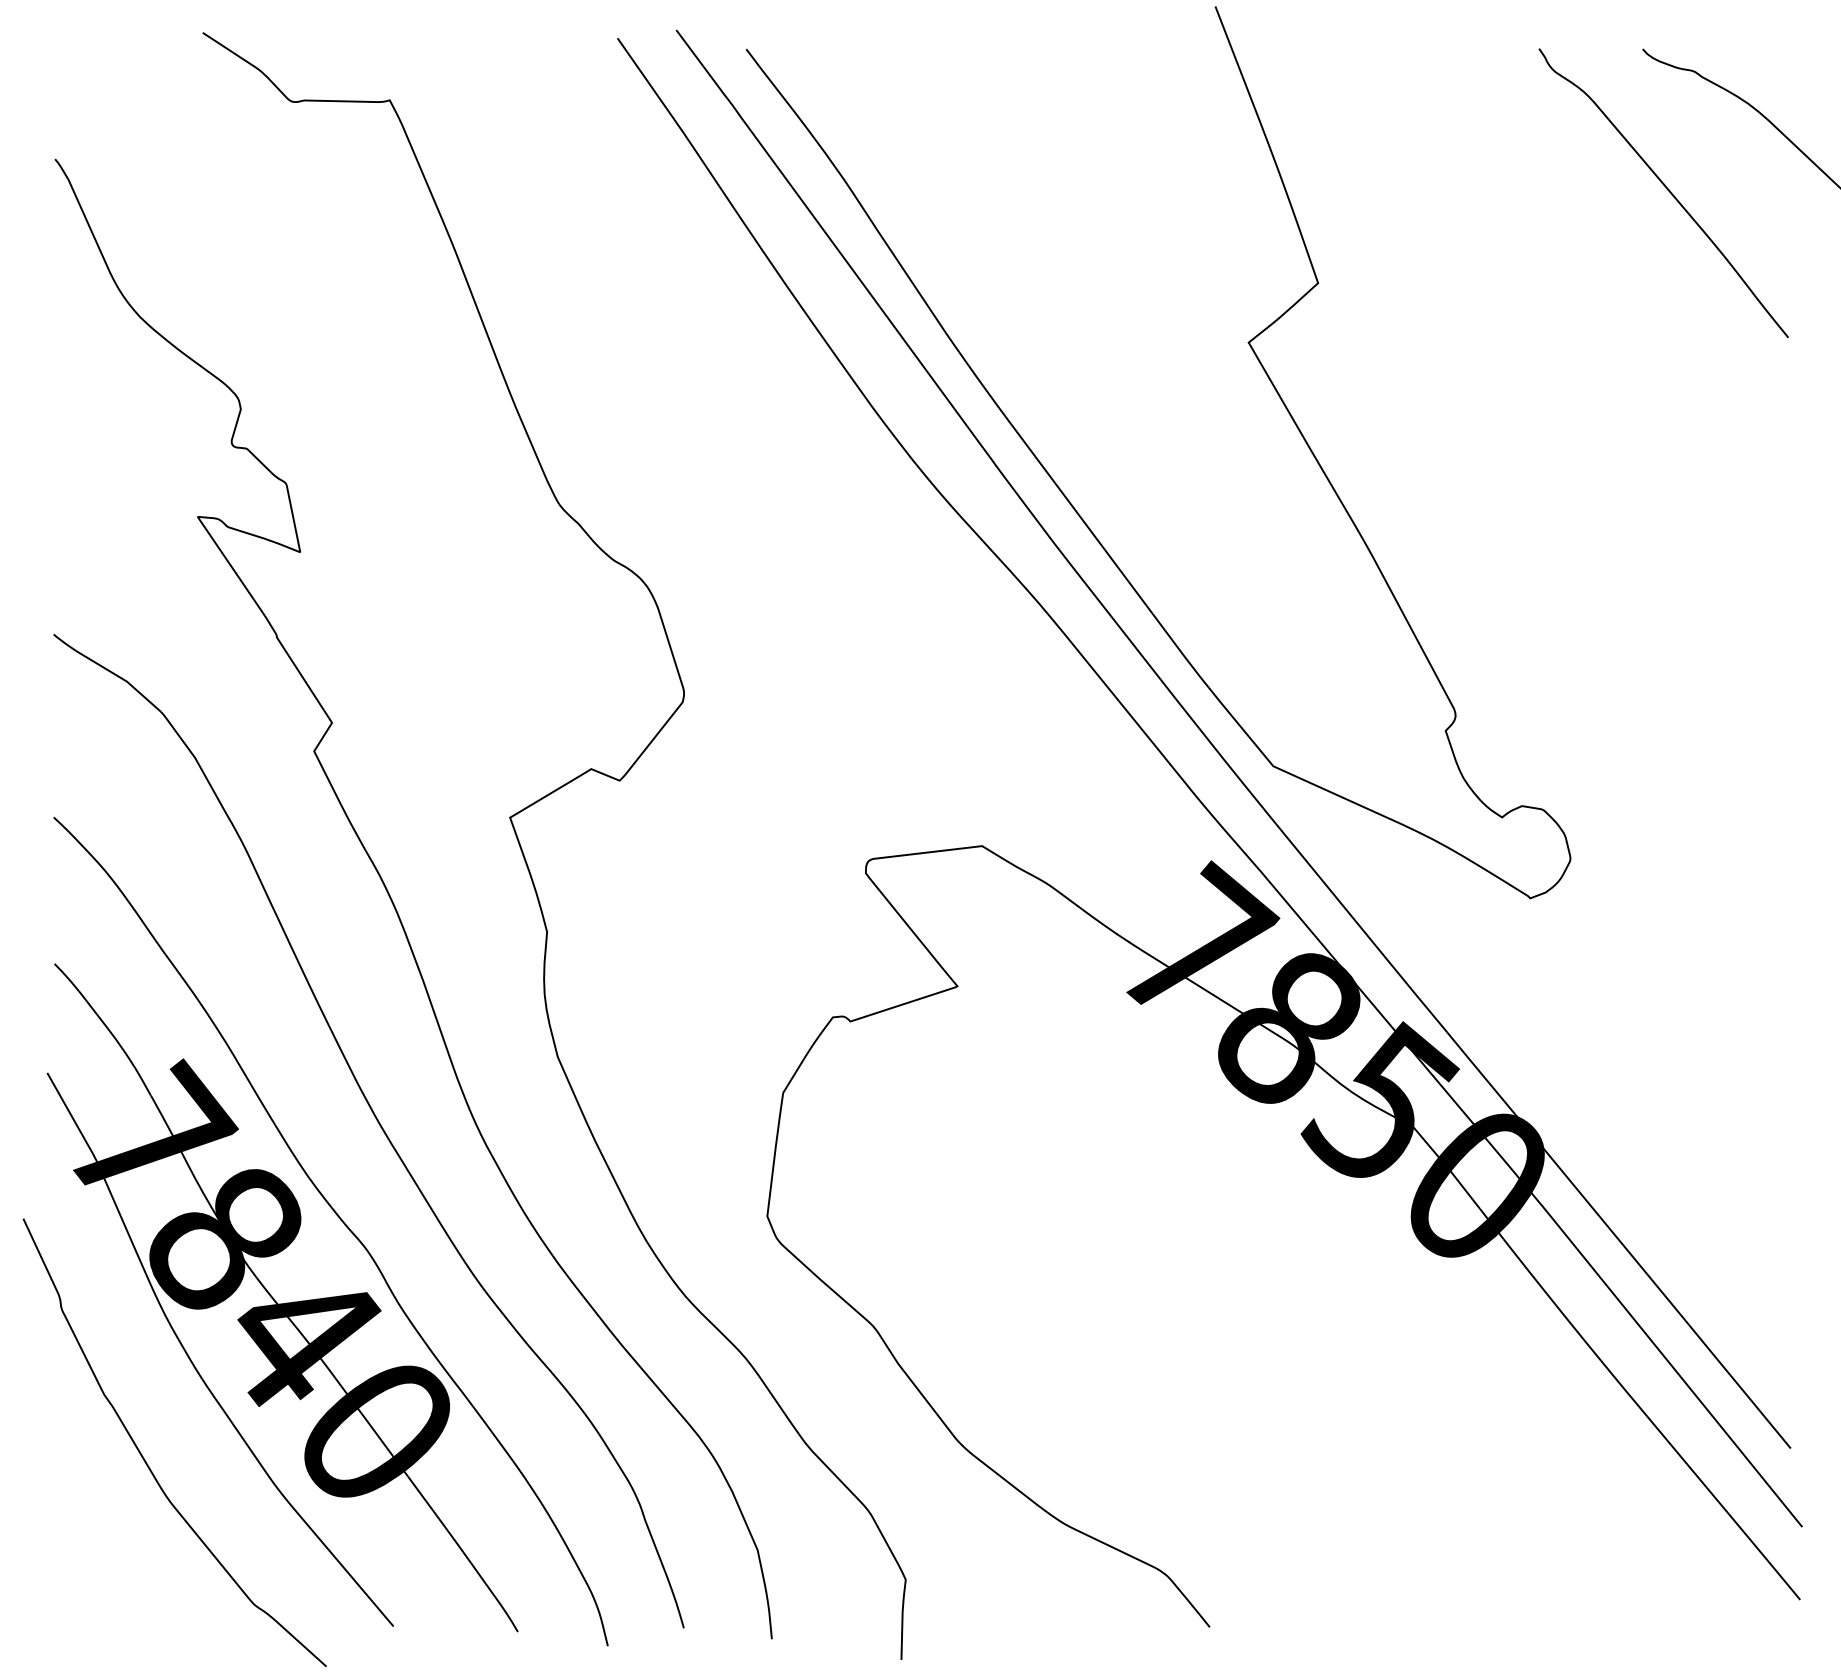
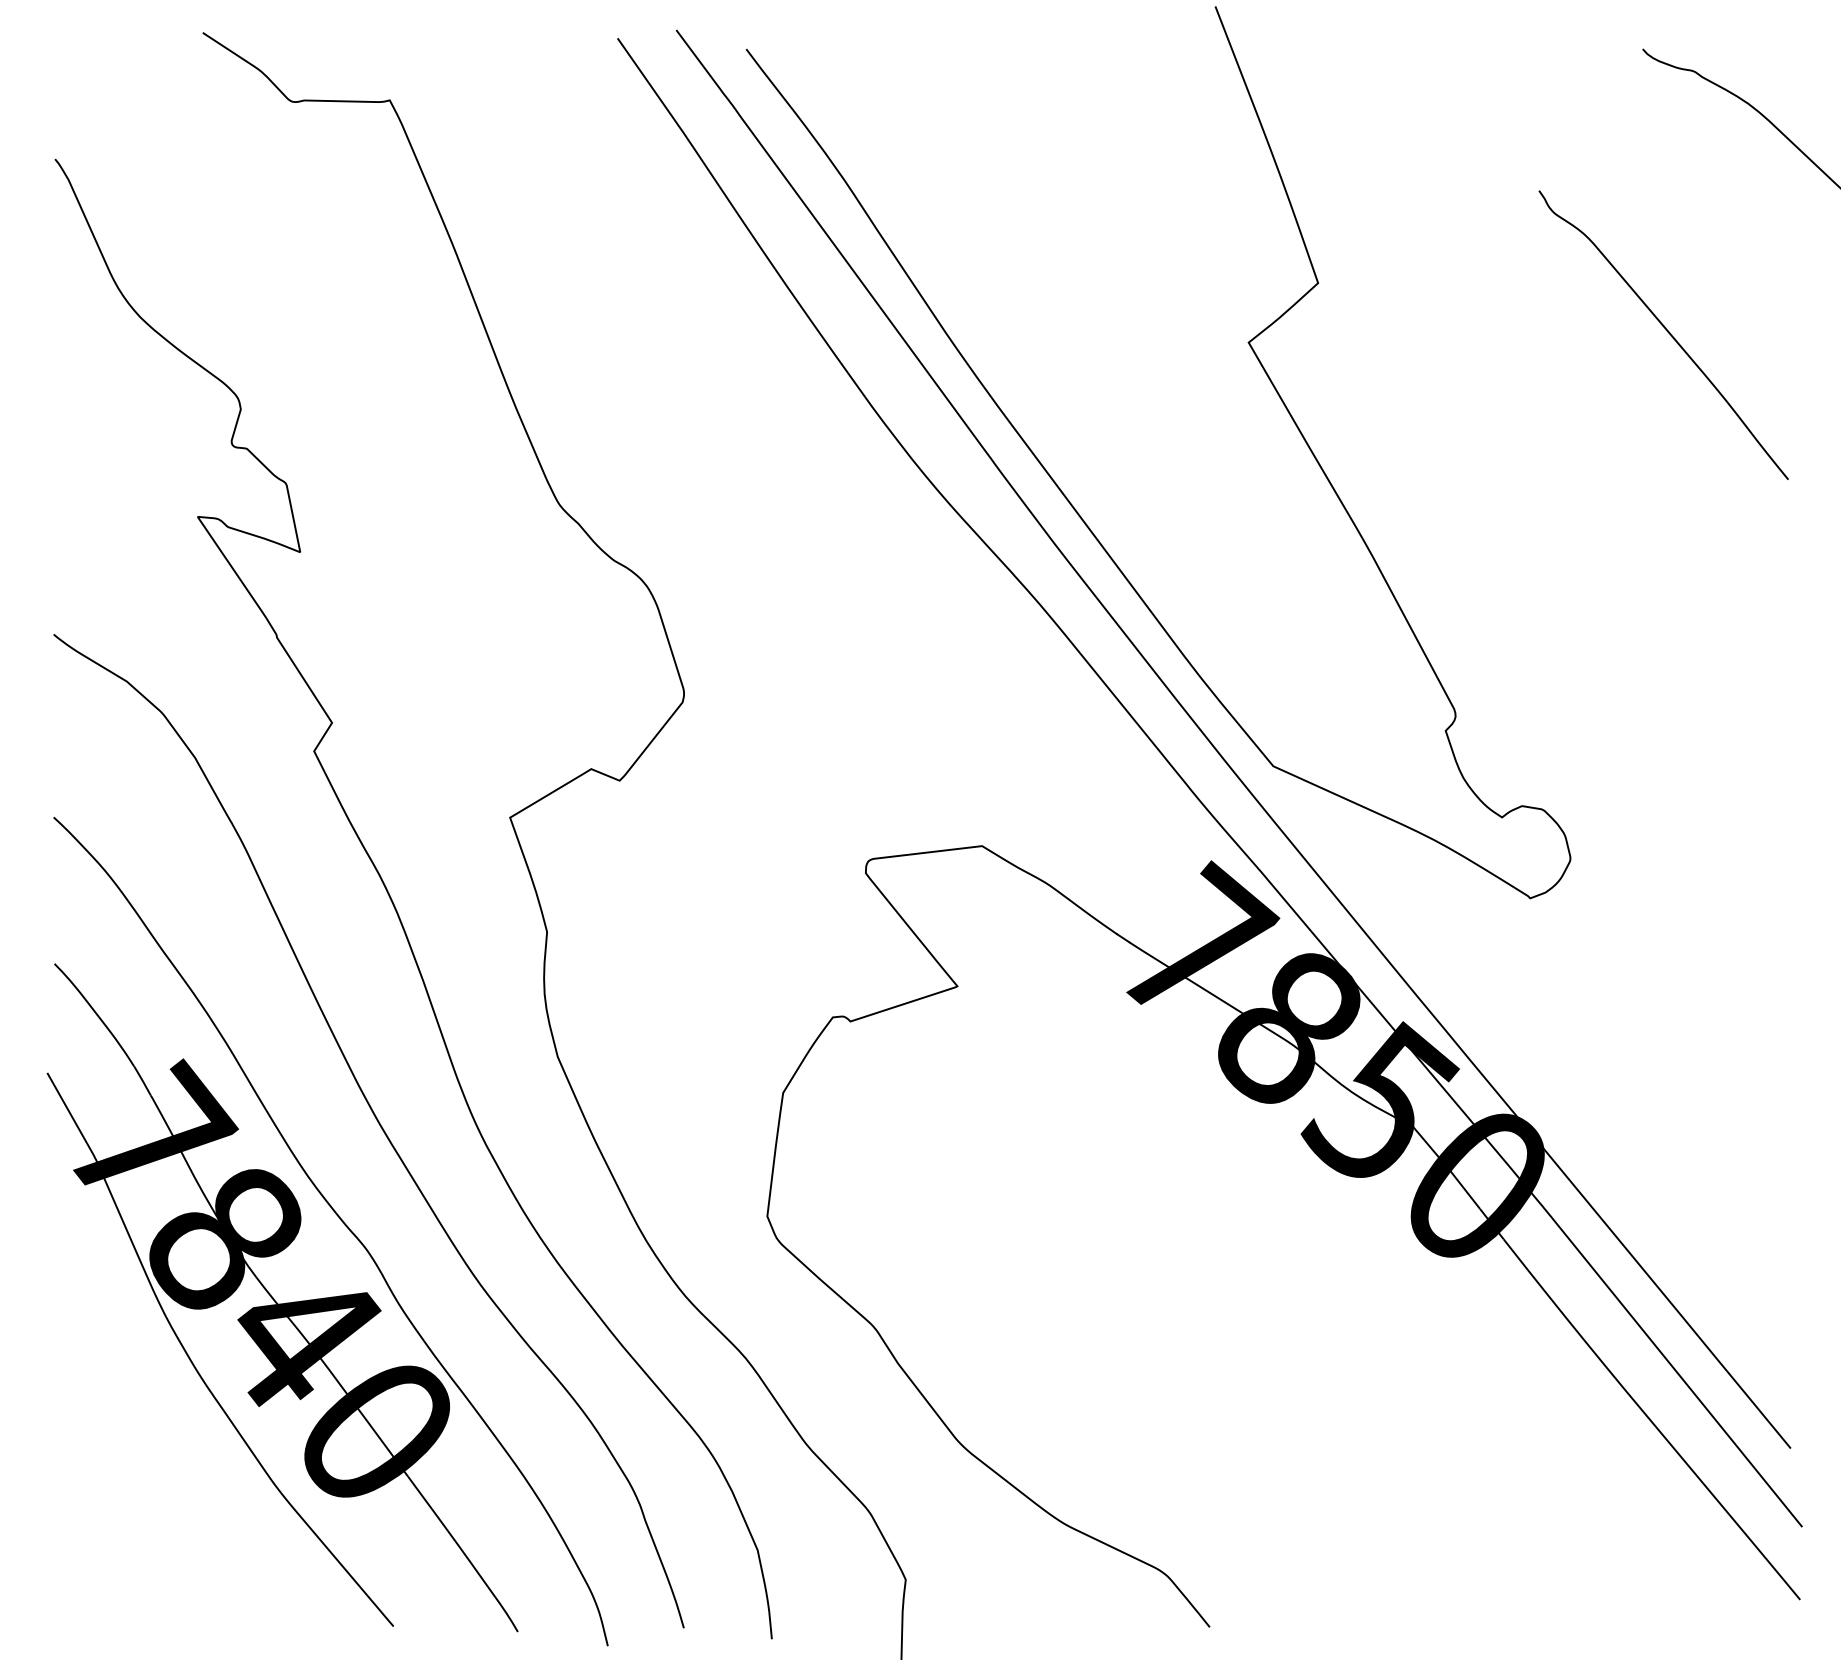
curve position: (1666, 189) -> (1666, 331) (1666, 331)
curve: present -> none (145, 1459)
